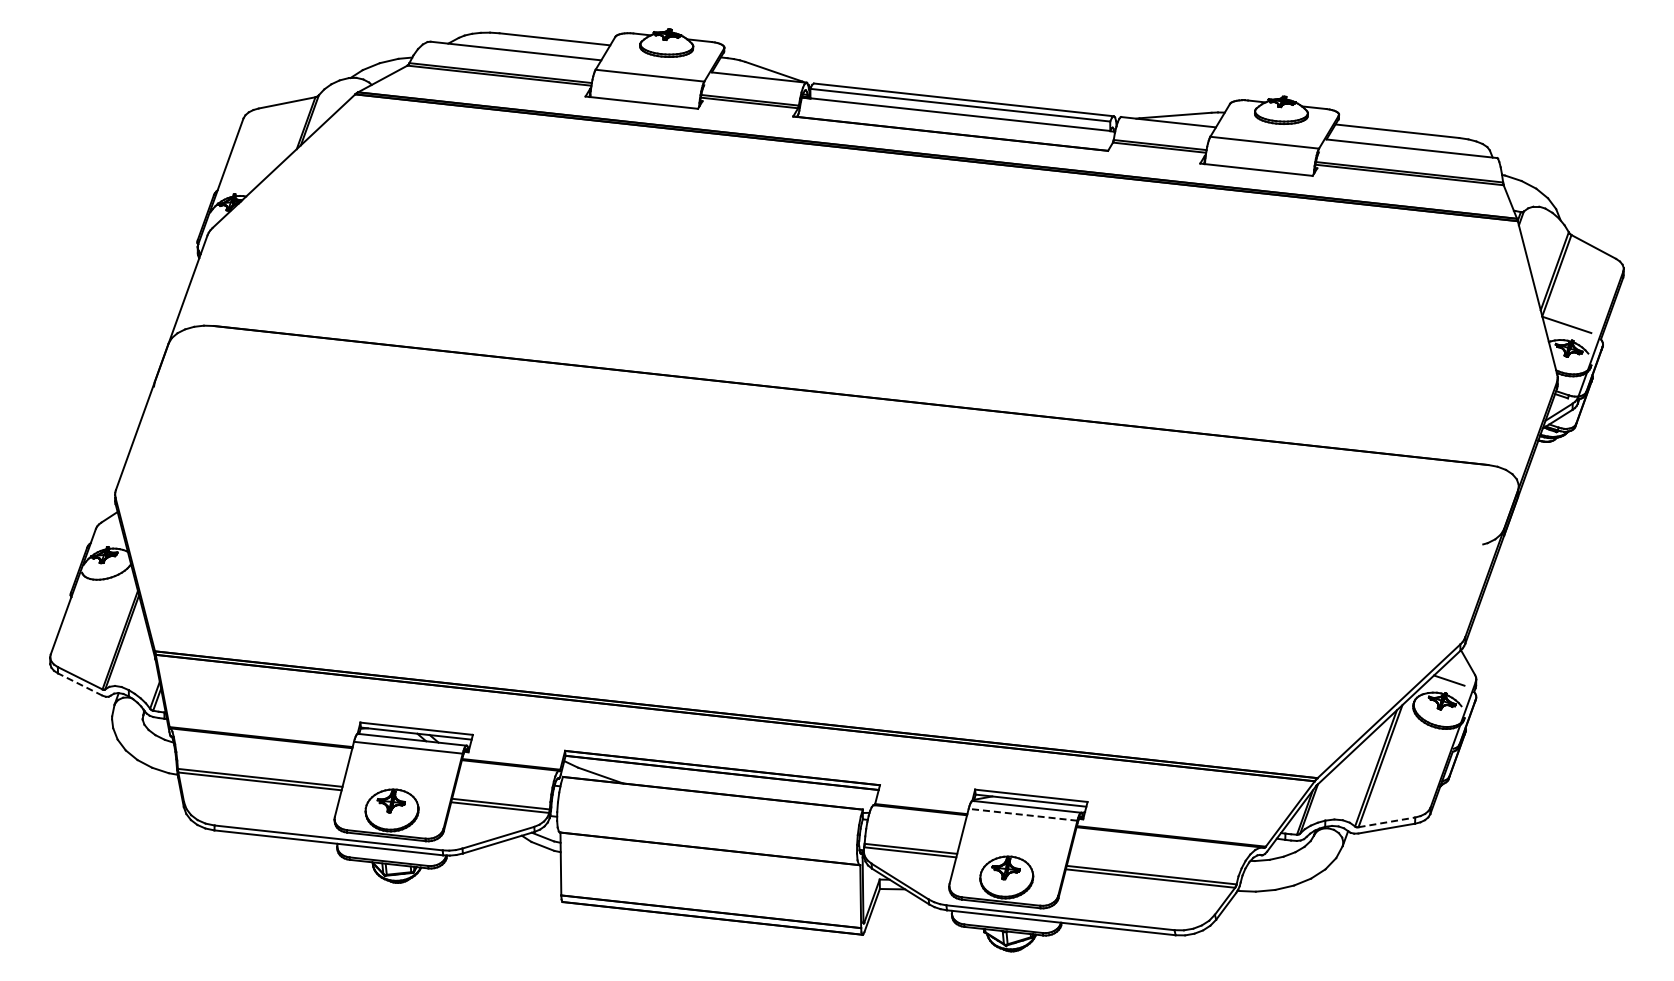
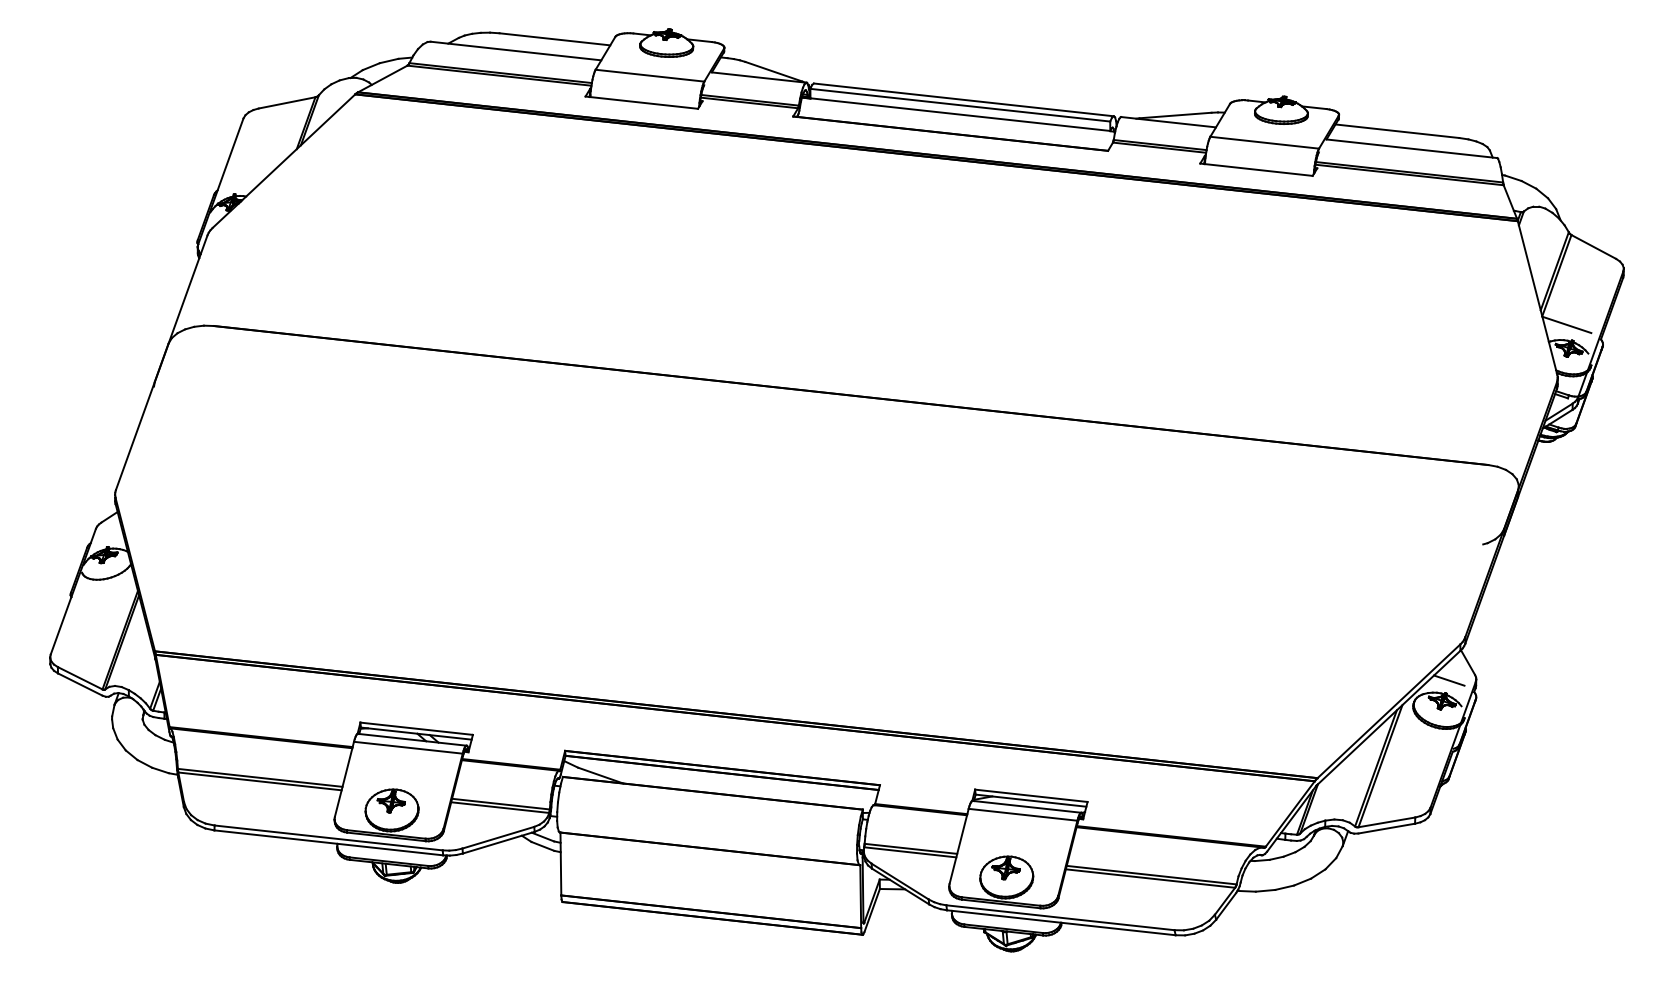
line: dashed -> solid (80, 684)
line: dashed -> solid (1023, 814)
line: dashed -> solid (1386, 822)
